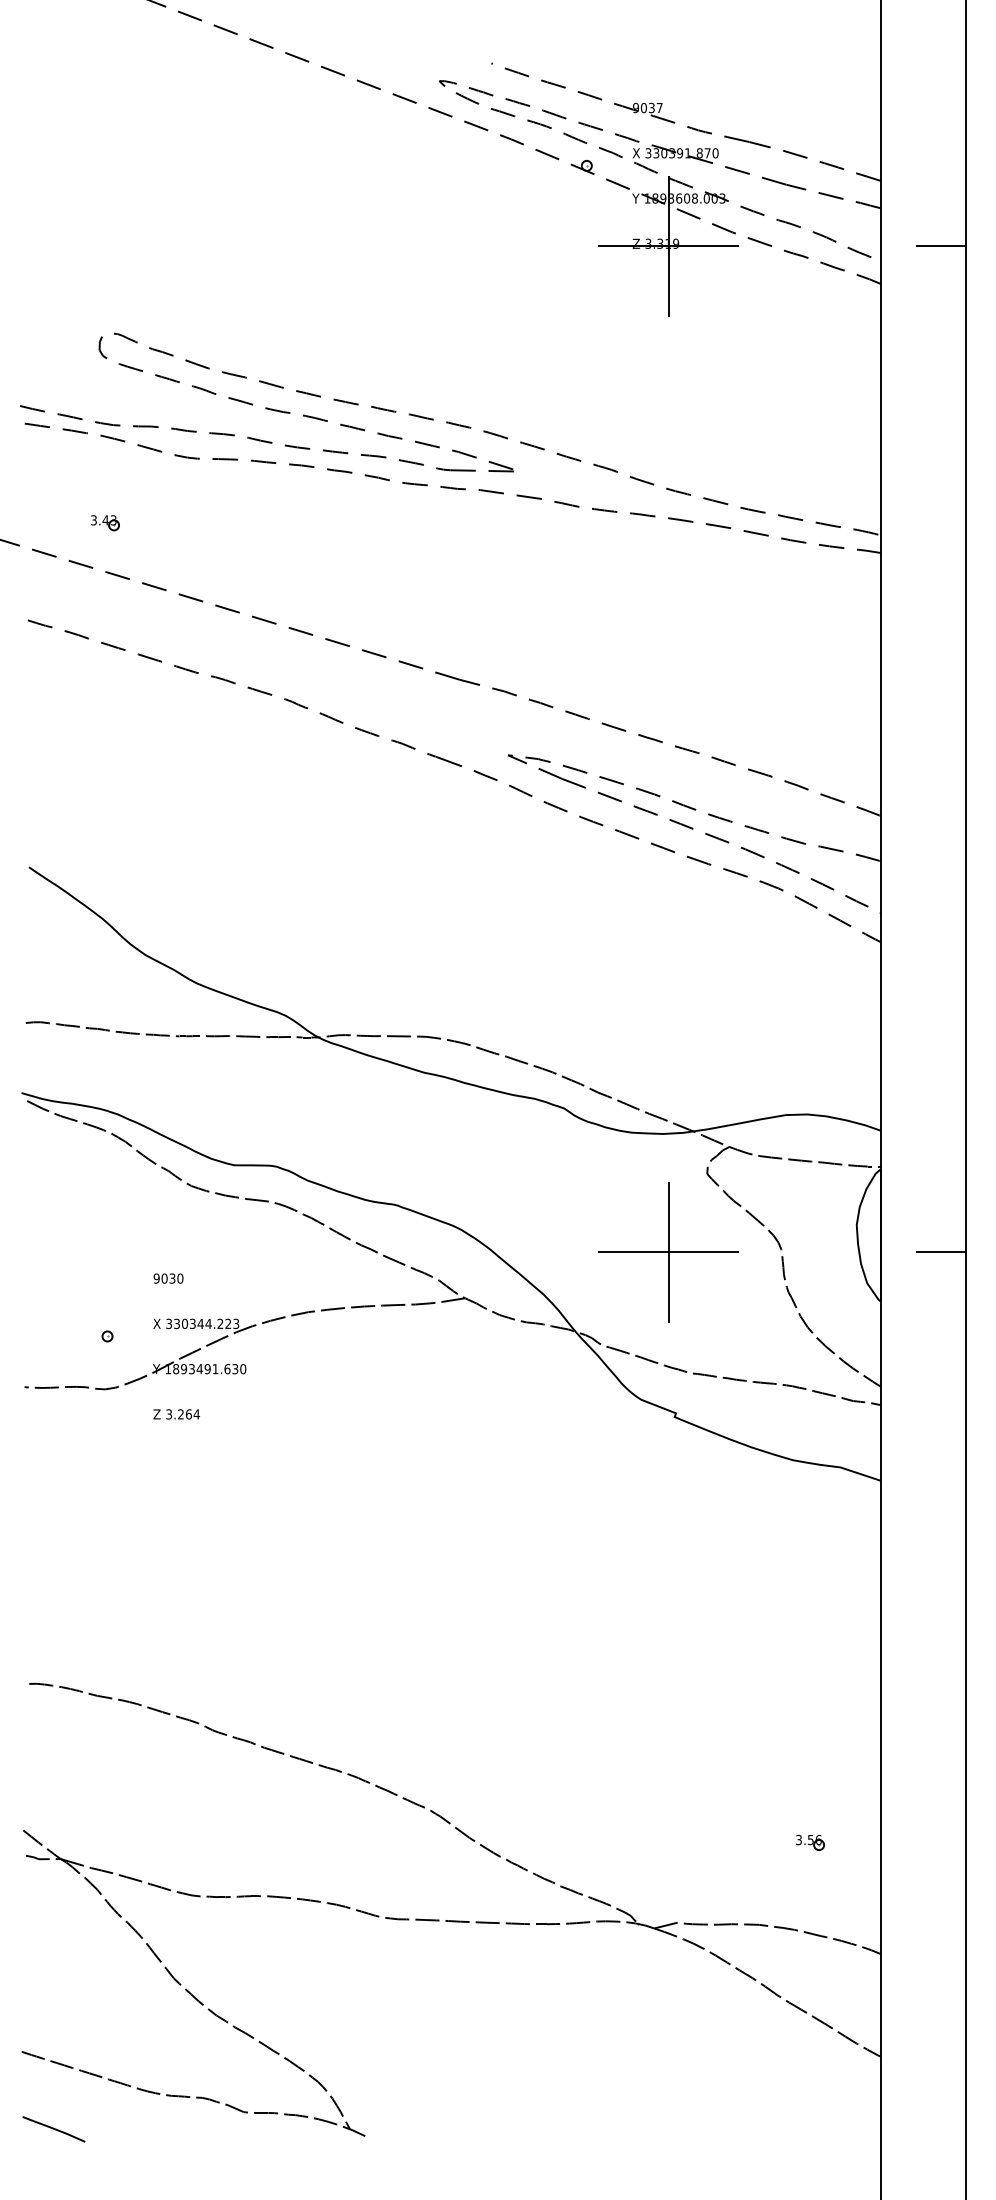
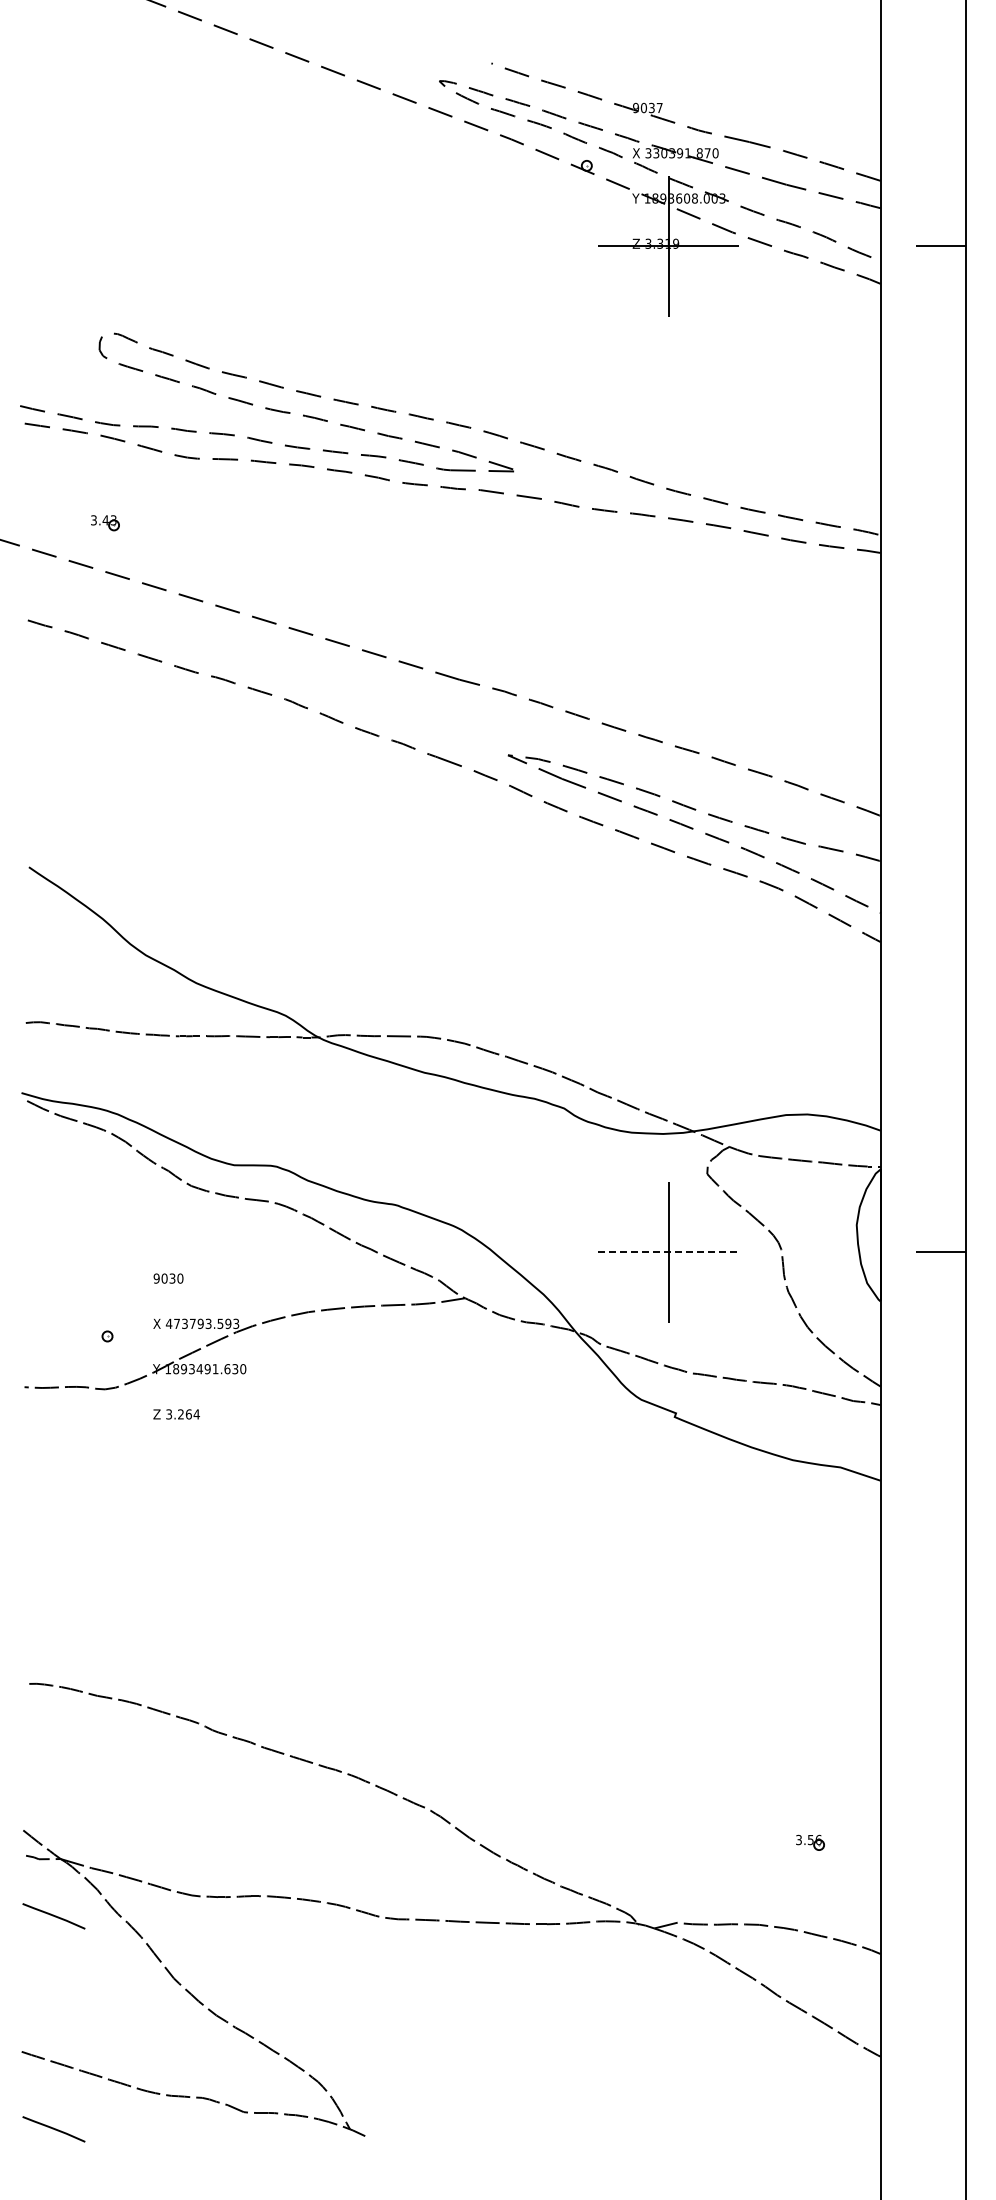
line: solid -> dashed (668, 1252)
text: 330344.223 -> 473793.593 (198, 1323)
line: none -> present (53, 1916)
